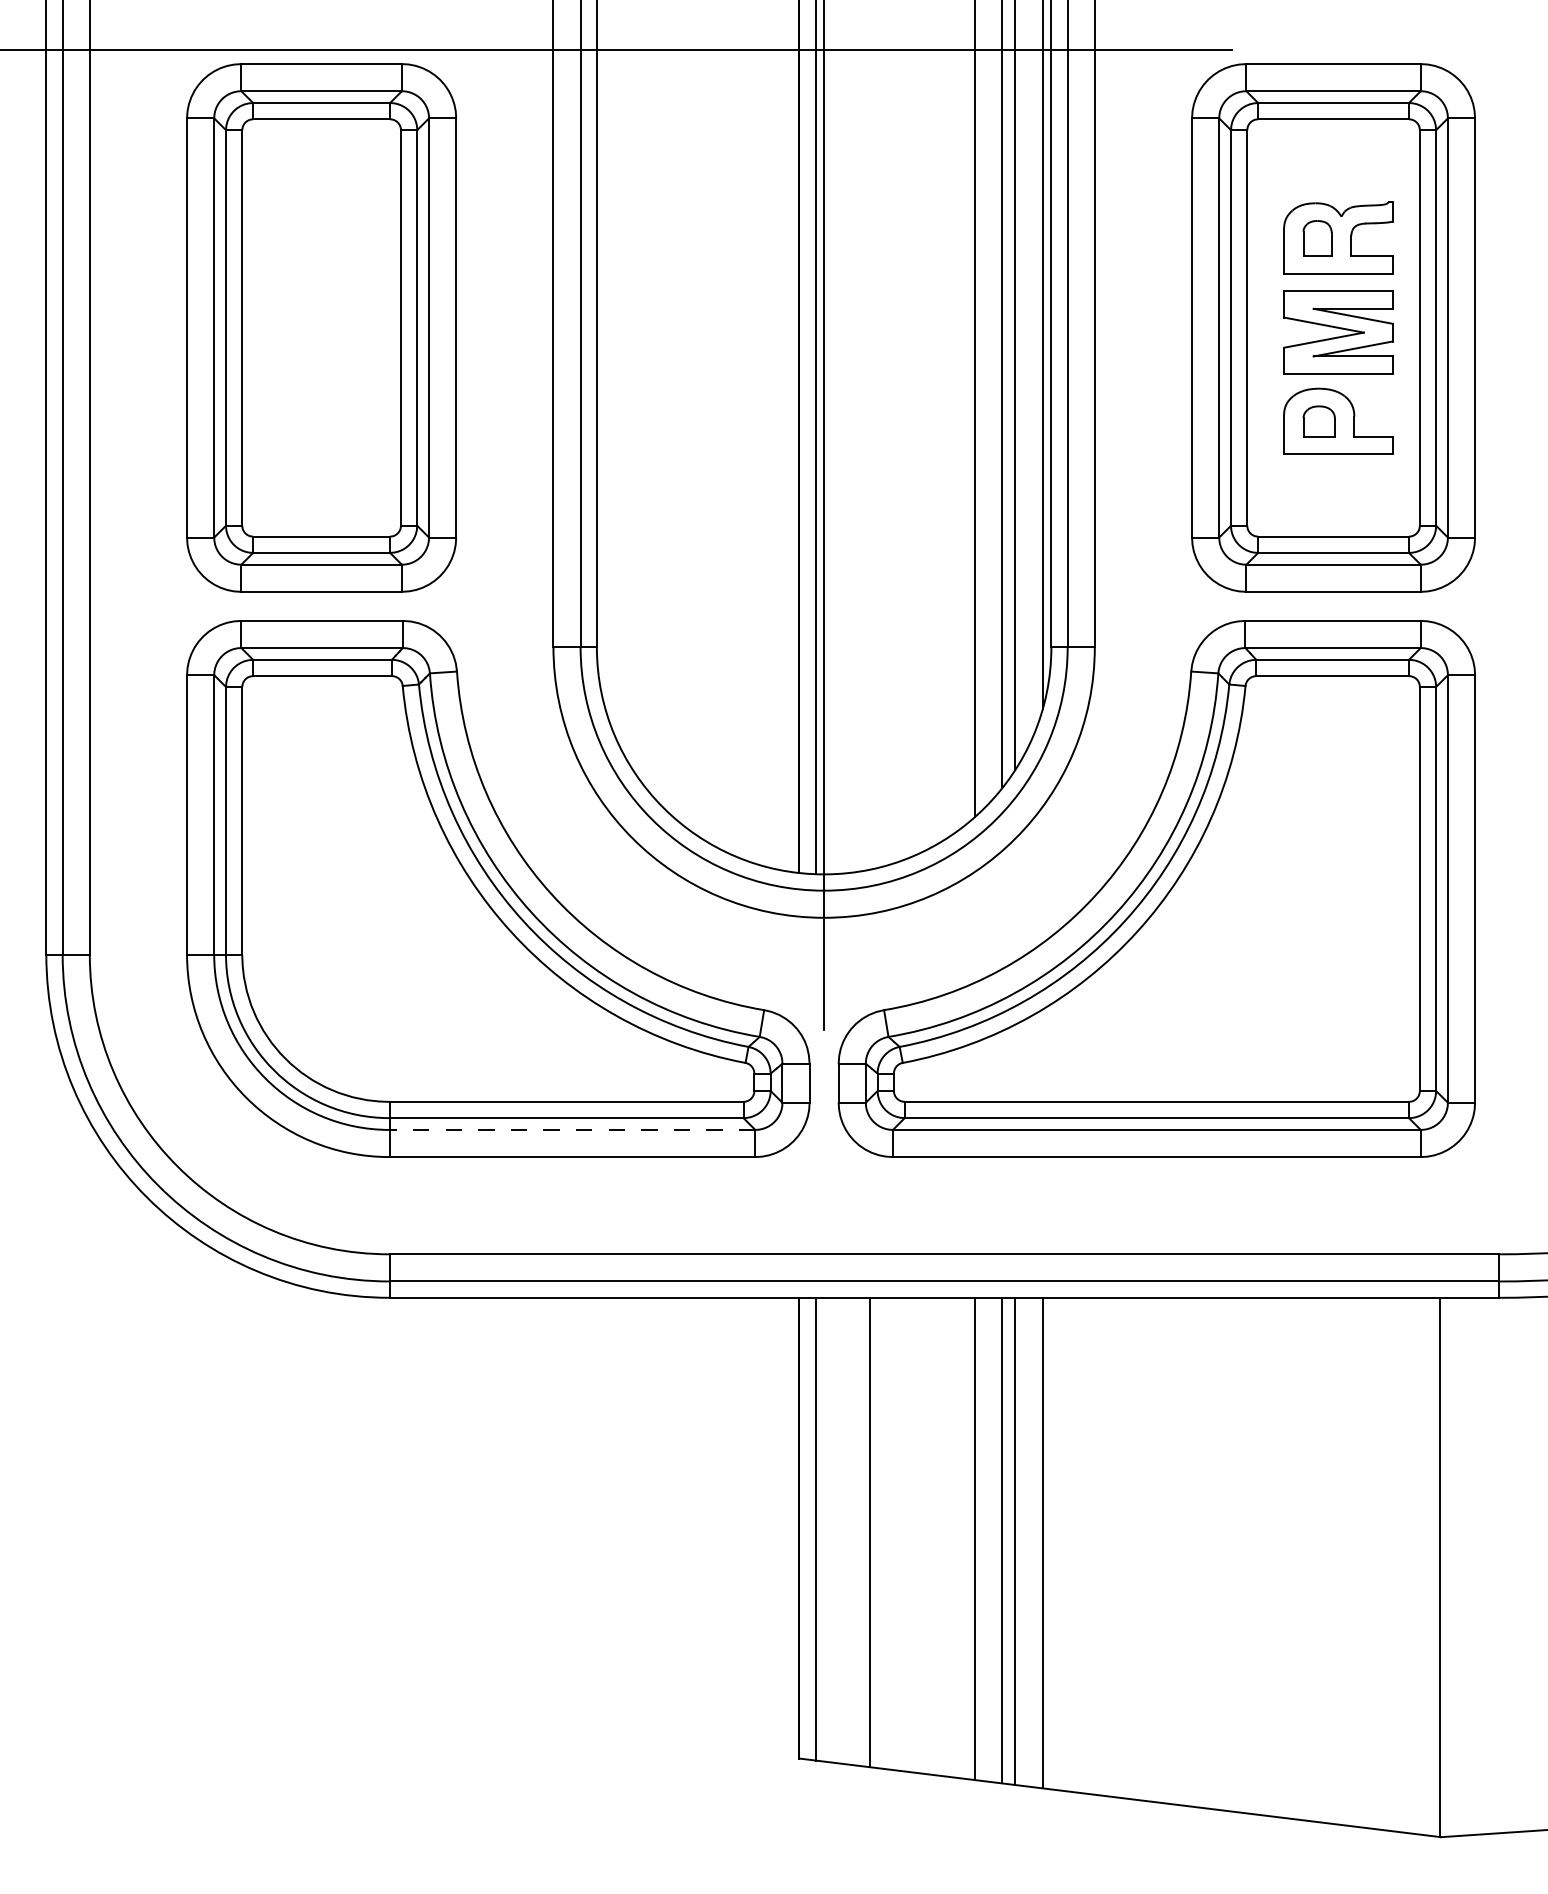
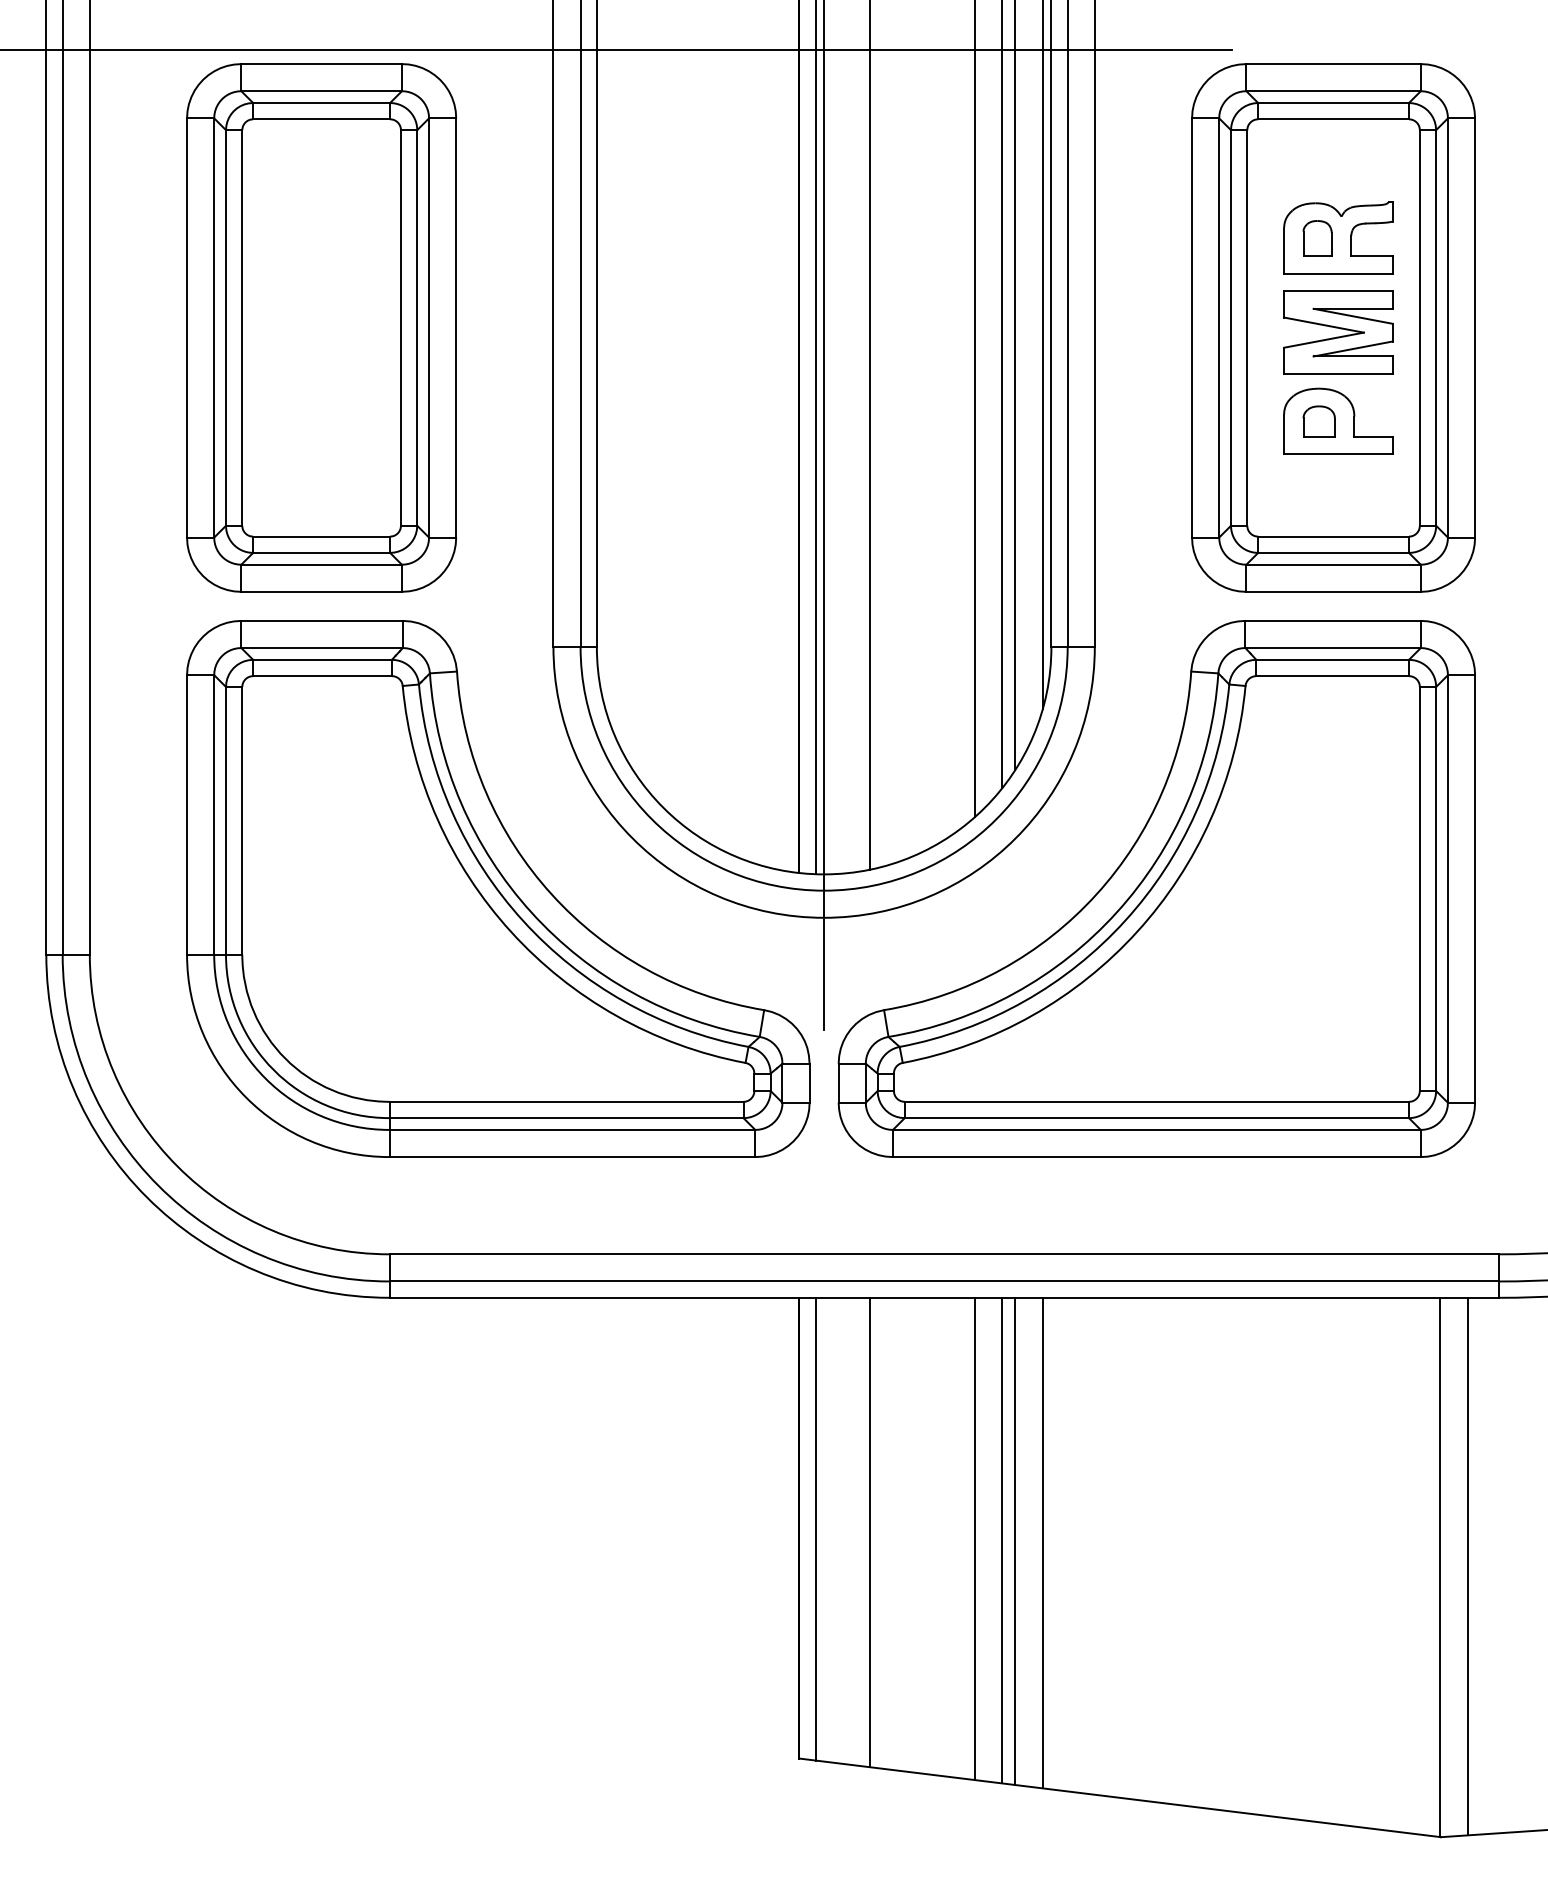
line: none -> present (870, 435)
line: dashed -> solid (572, 1129)
line: none -> present (1467, 1566)
